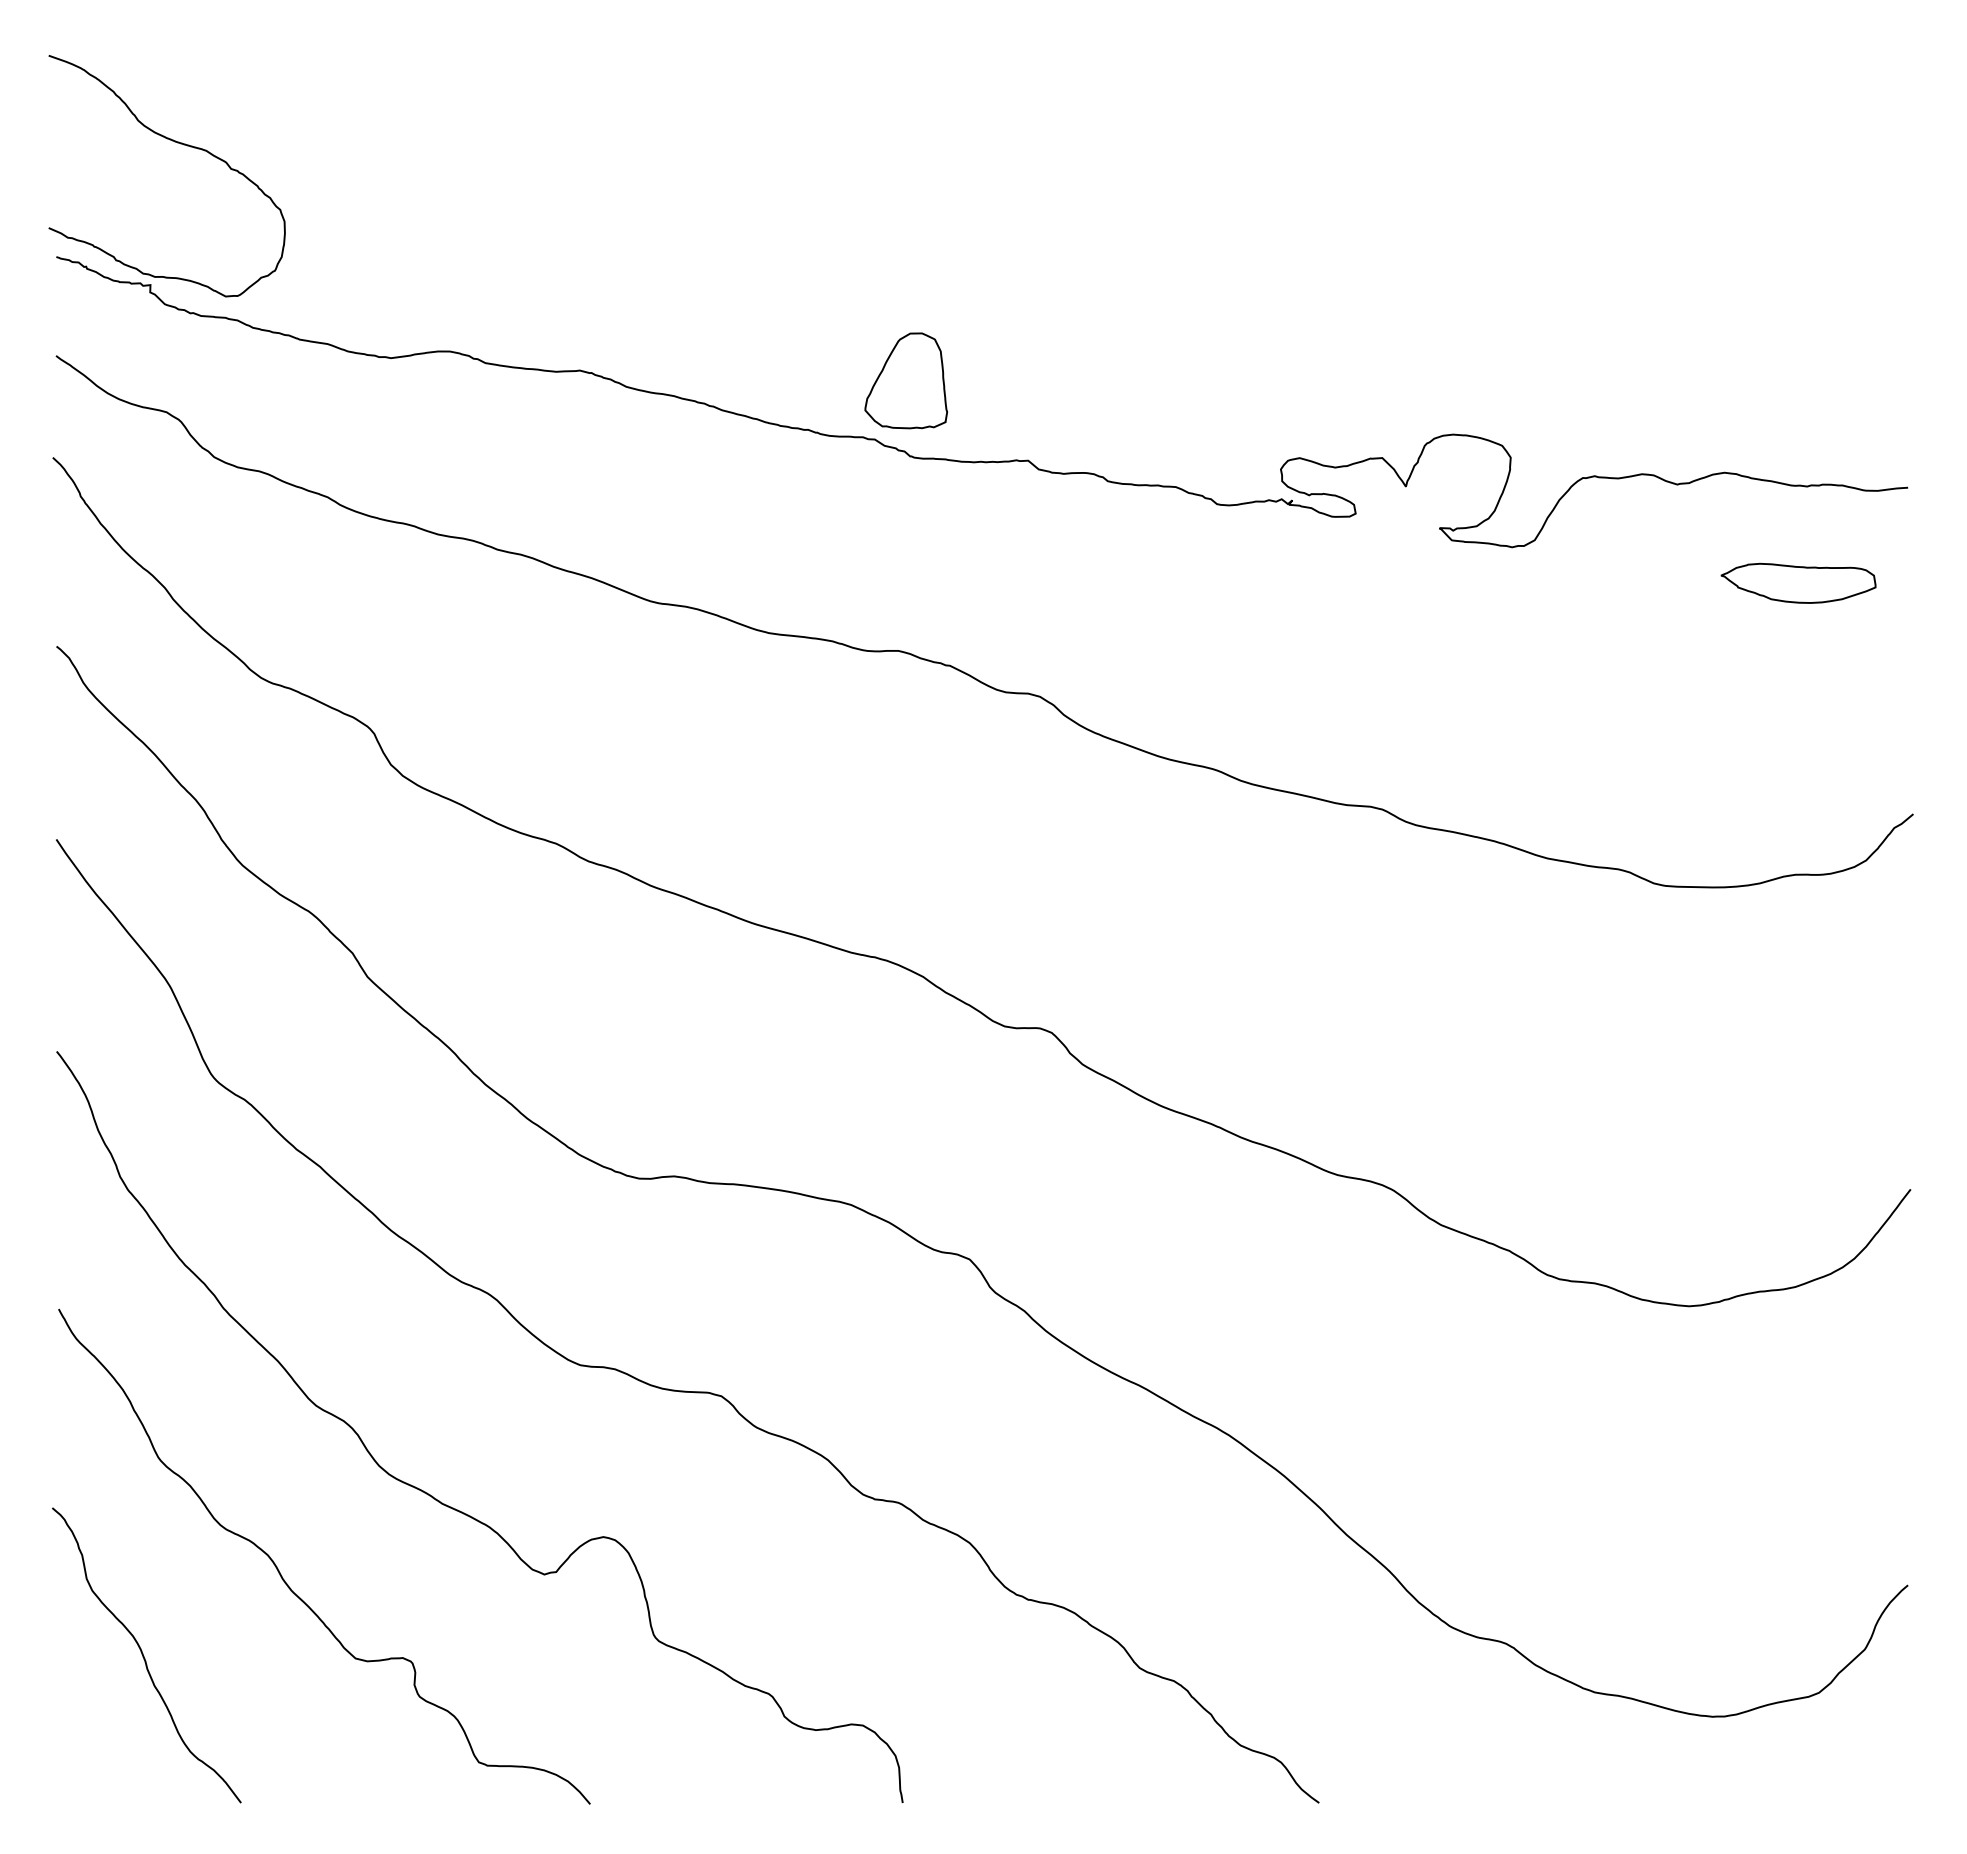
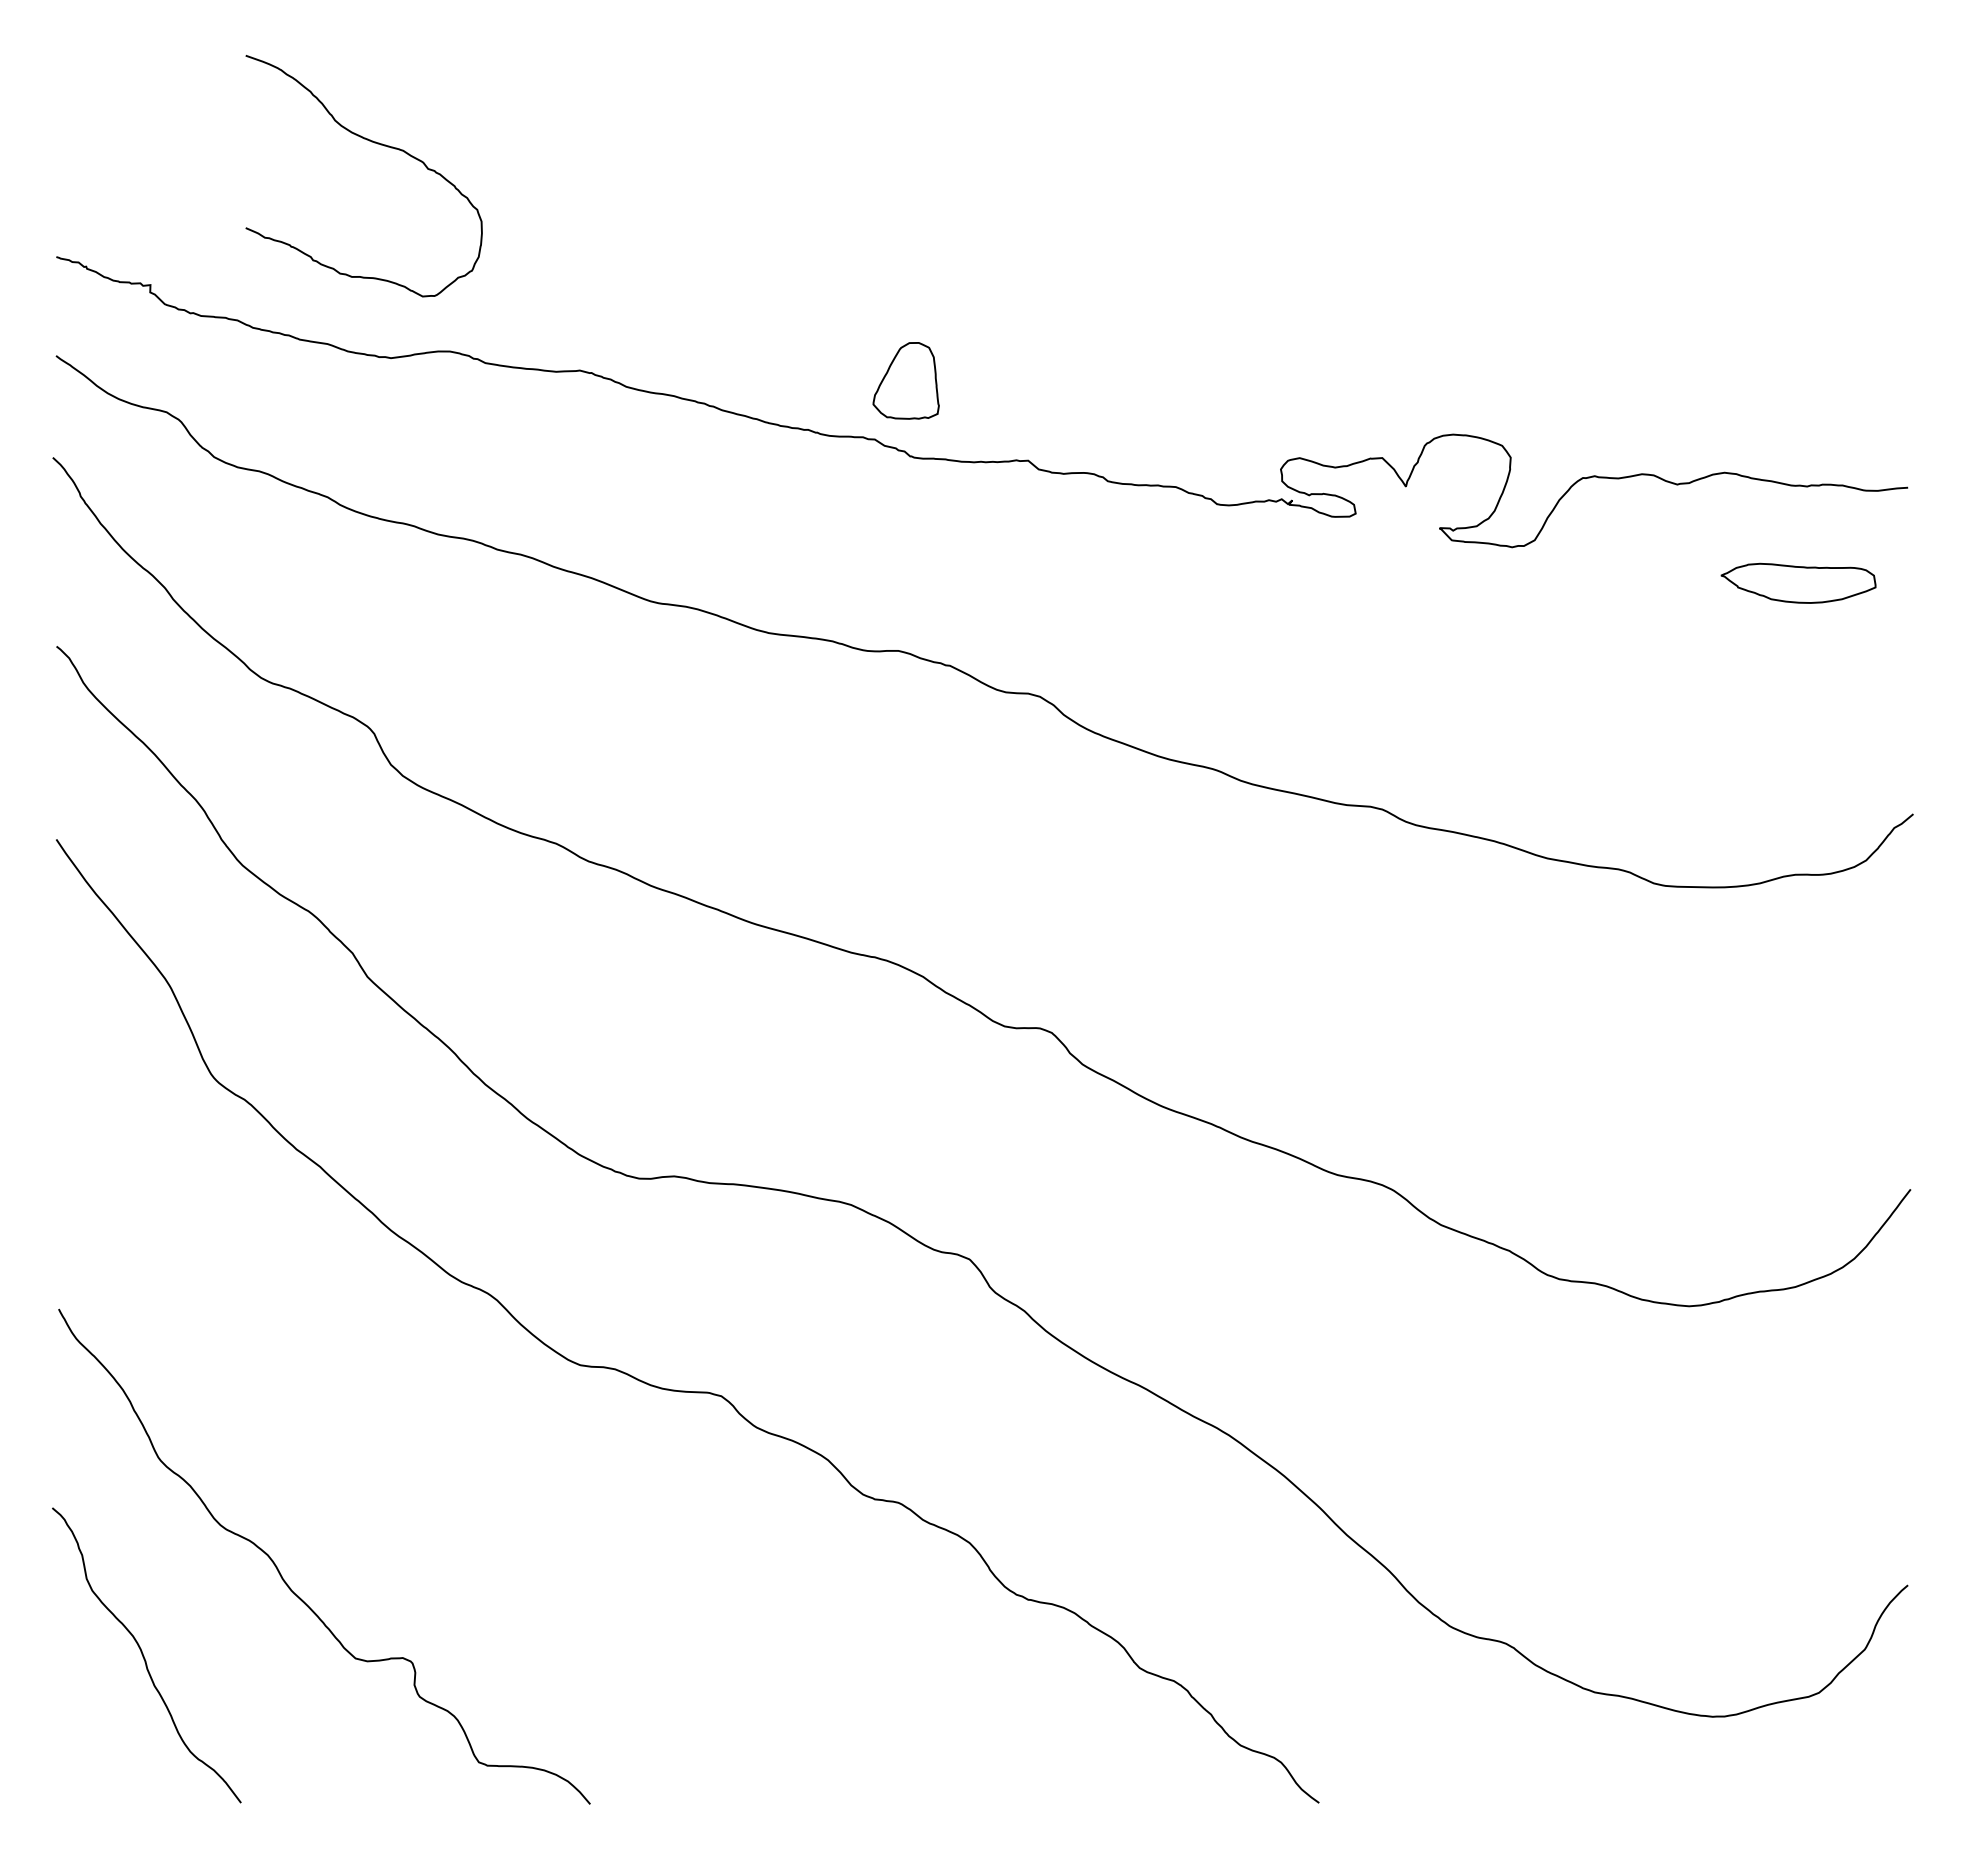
curve position: (177, 143) -> (374, 143) (374, 143)
part size: 84x98 px -> 68x78 px (905, 380)
curve: present -> none (432, 1495)
